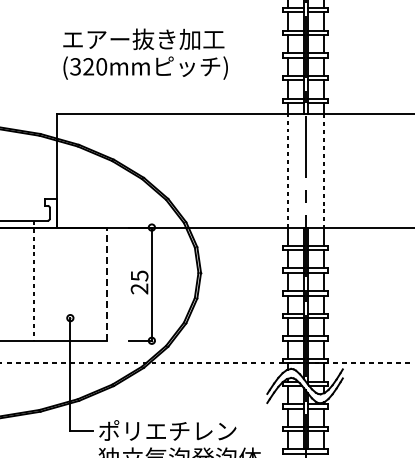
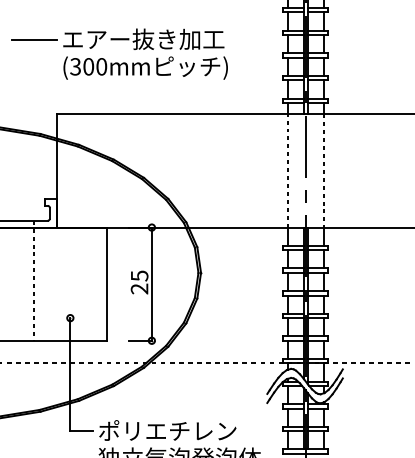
line: none -> present (33, 39)
text: (320mm -> (300mm (88, 66)
line: dashed -> solid (106, 284)
